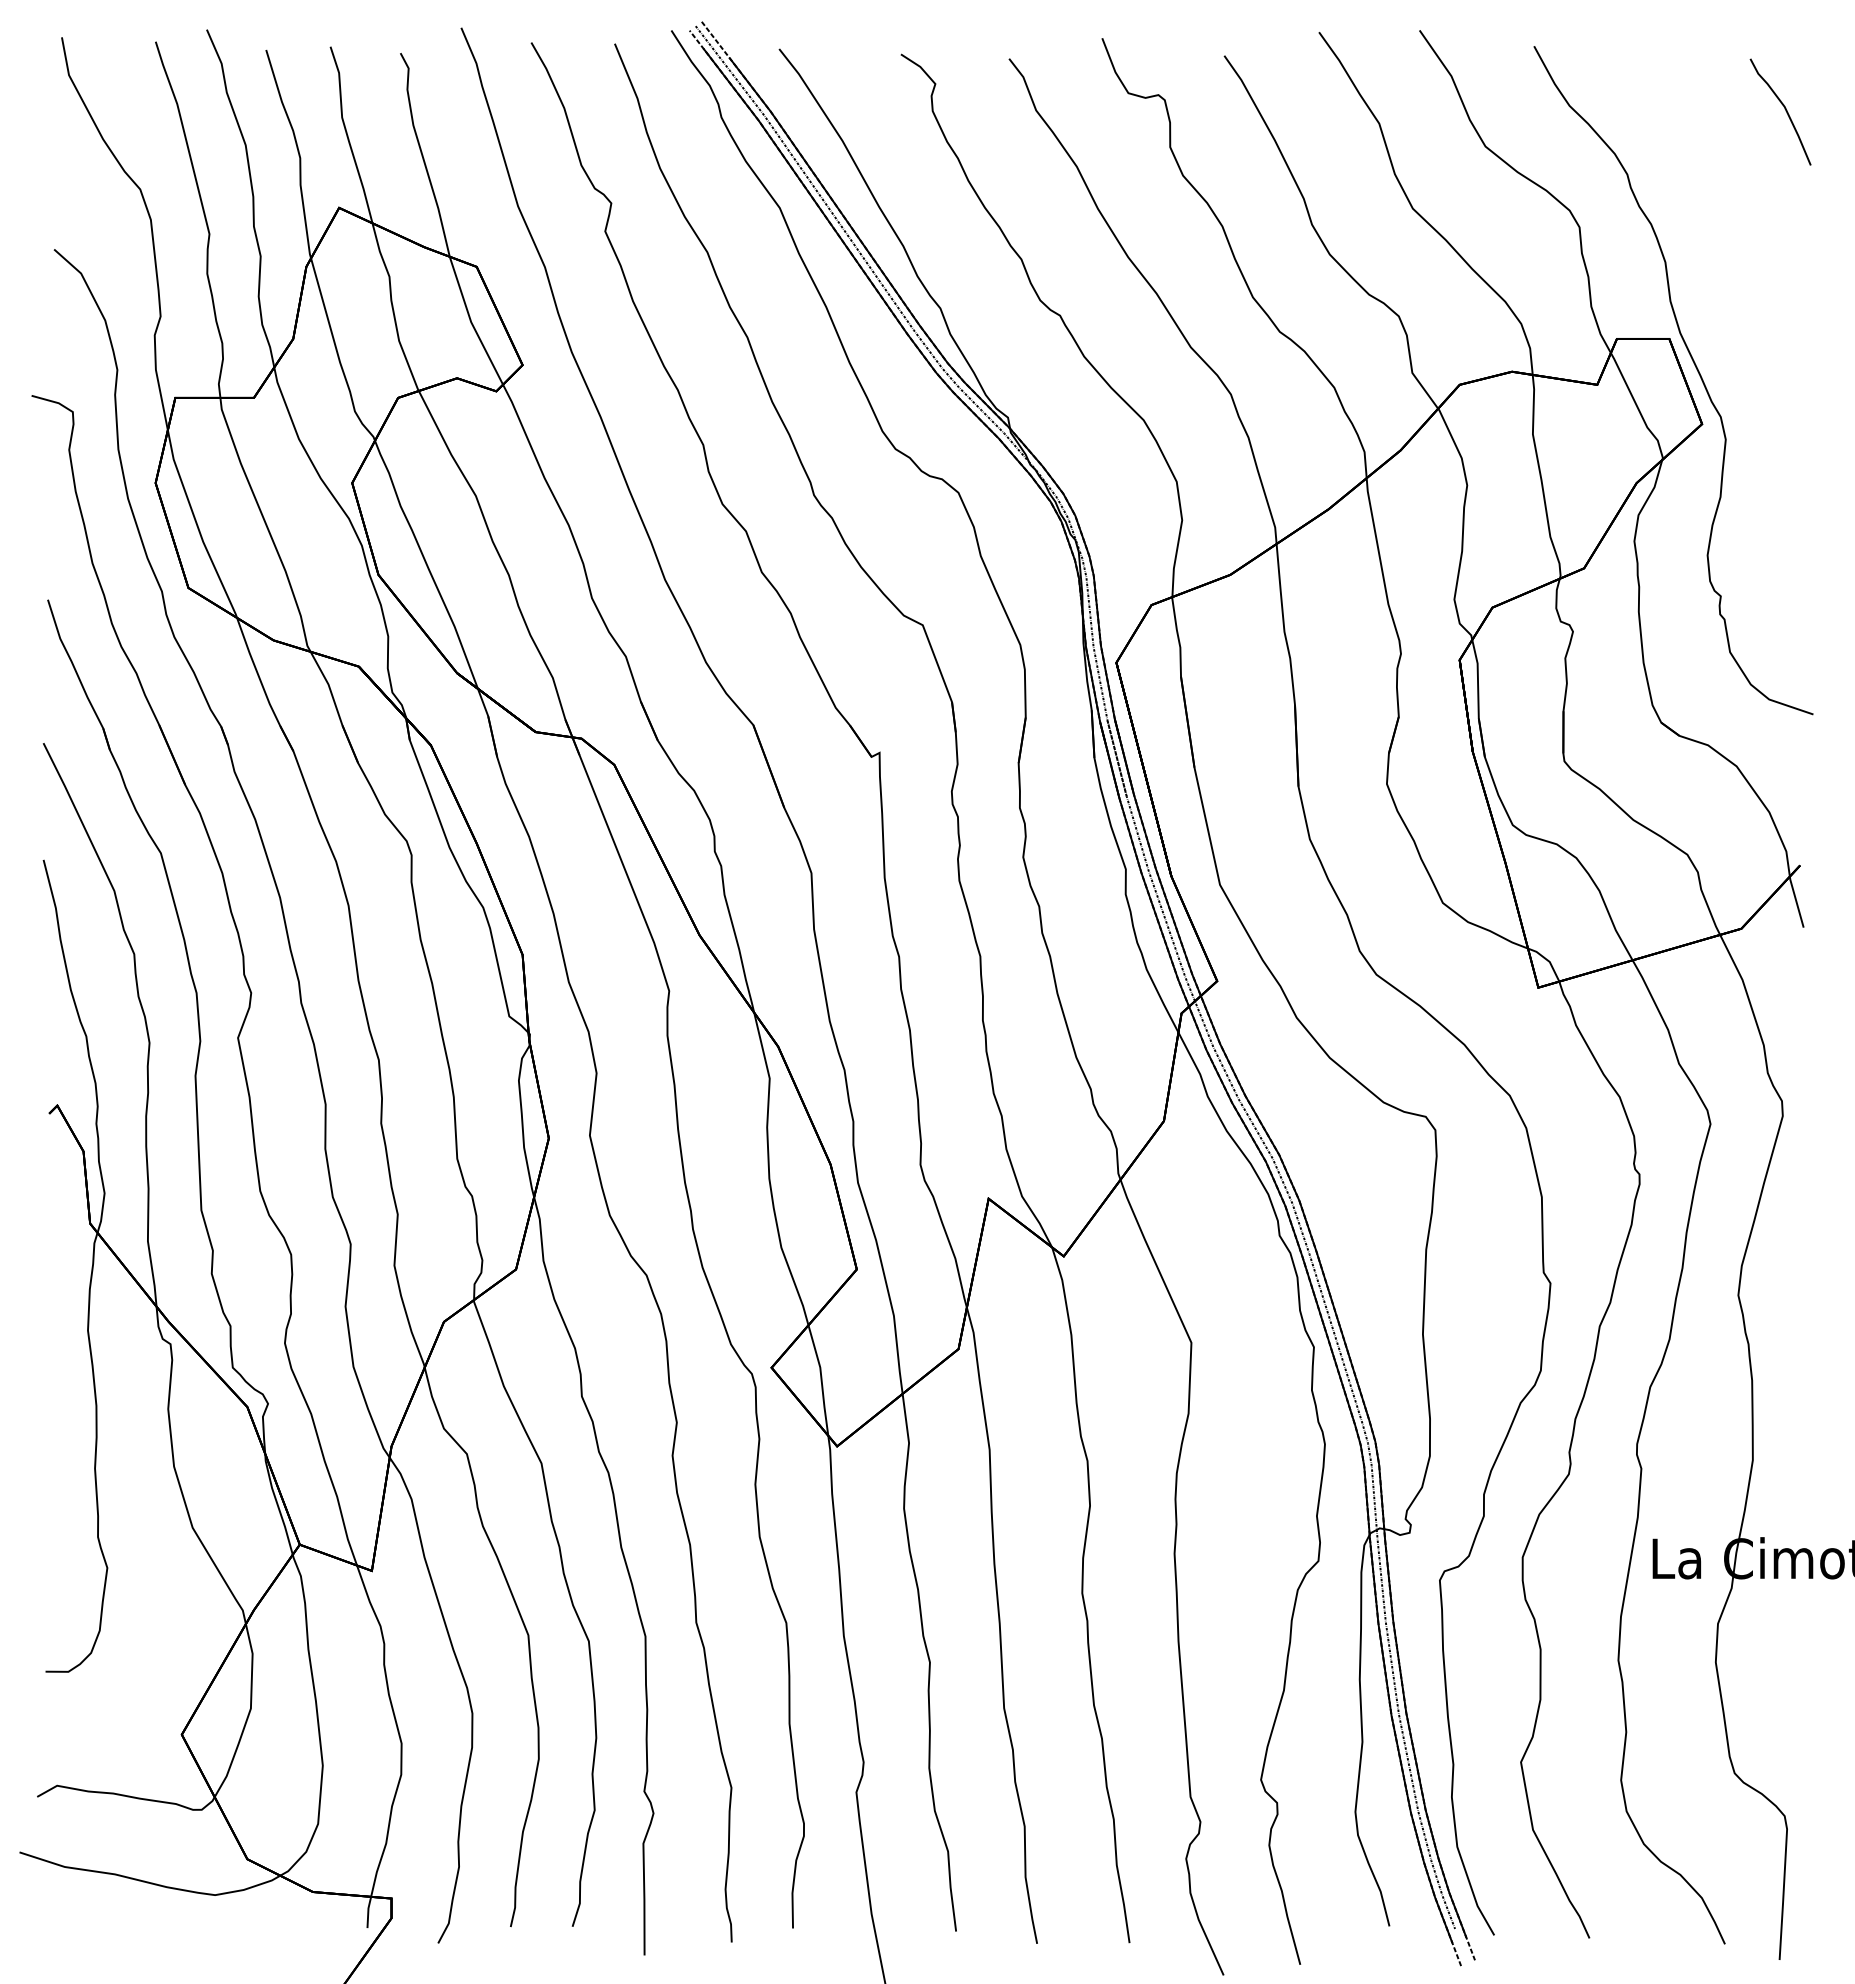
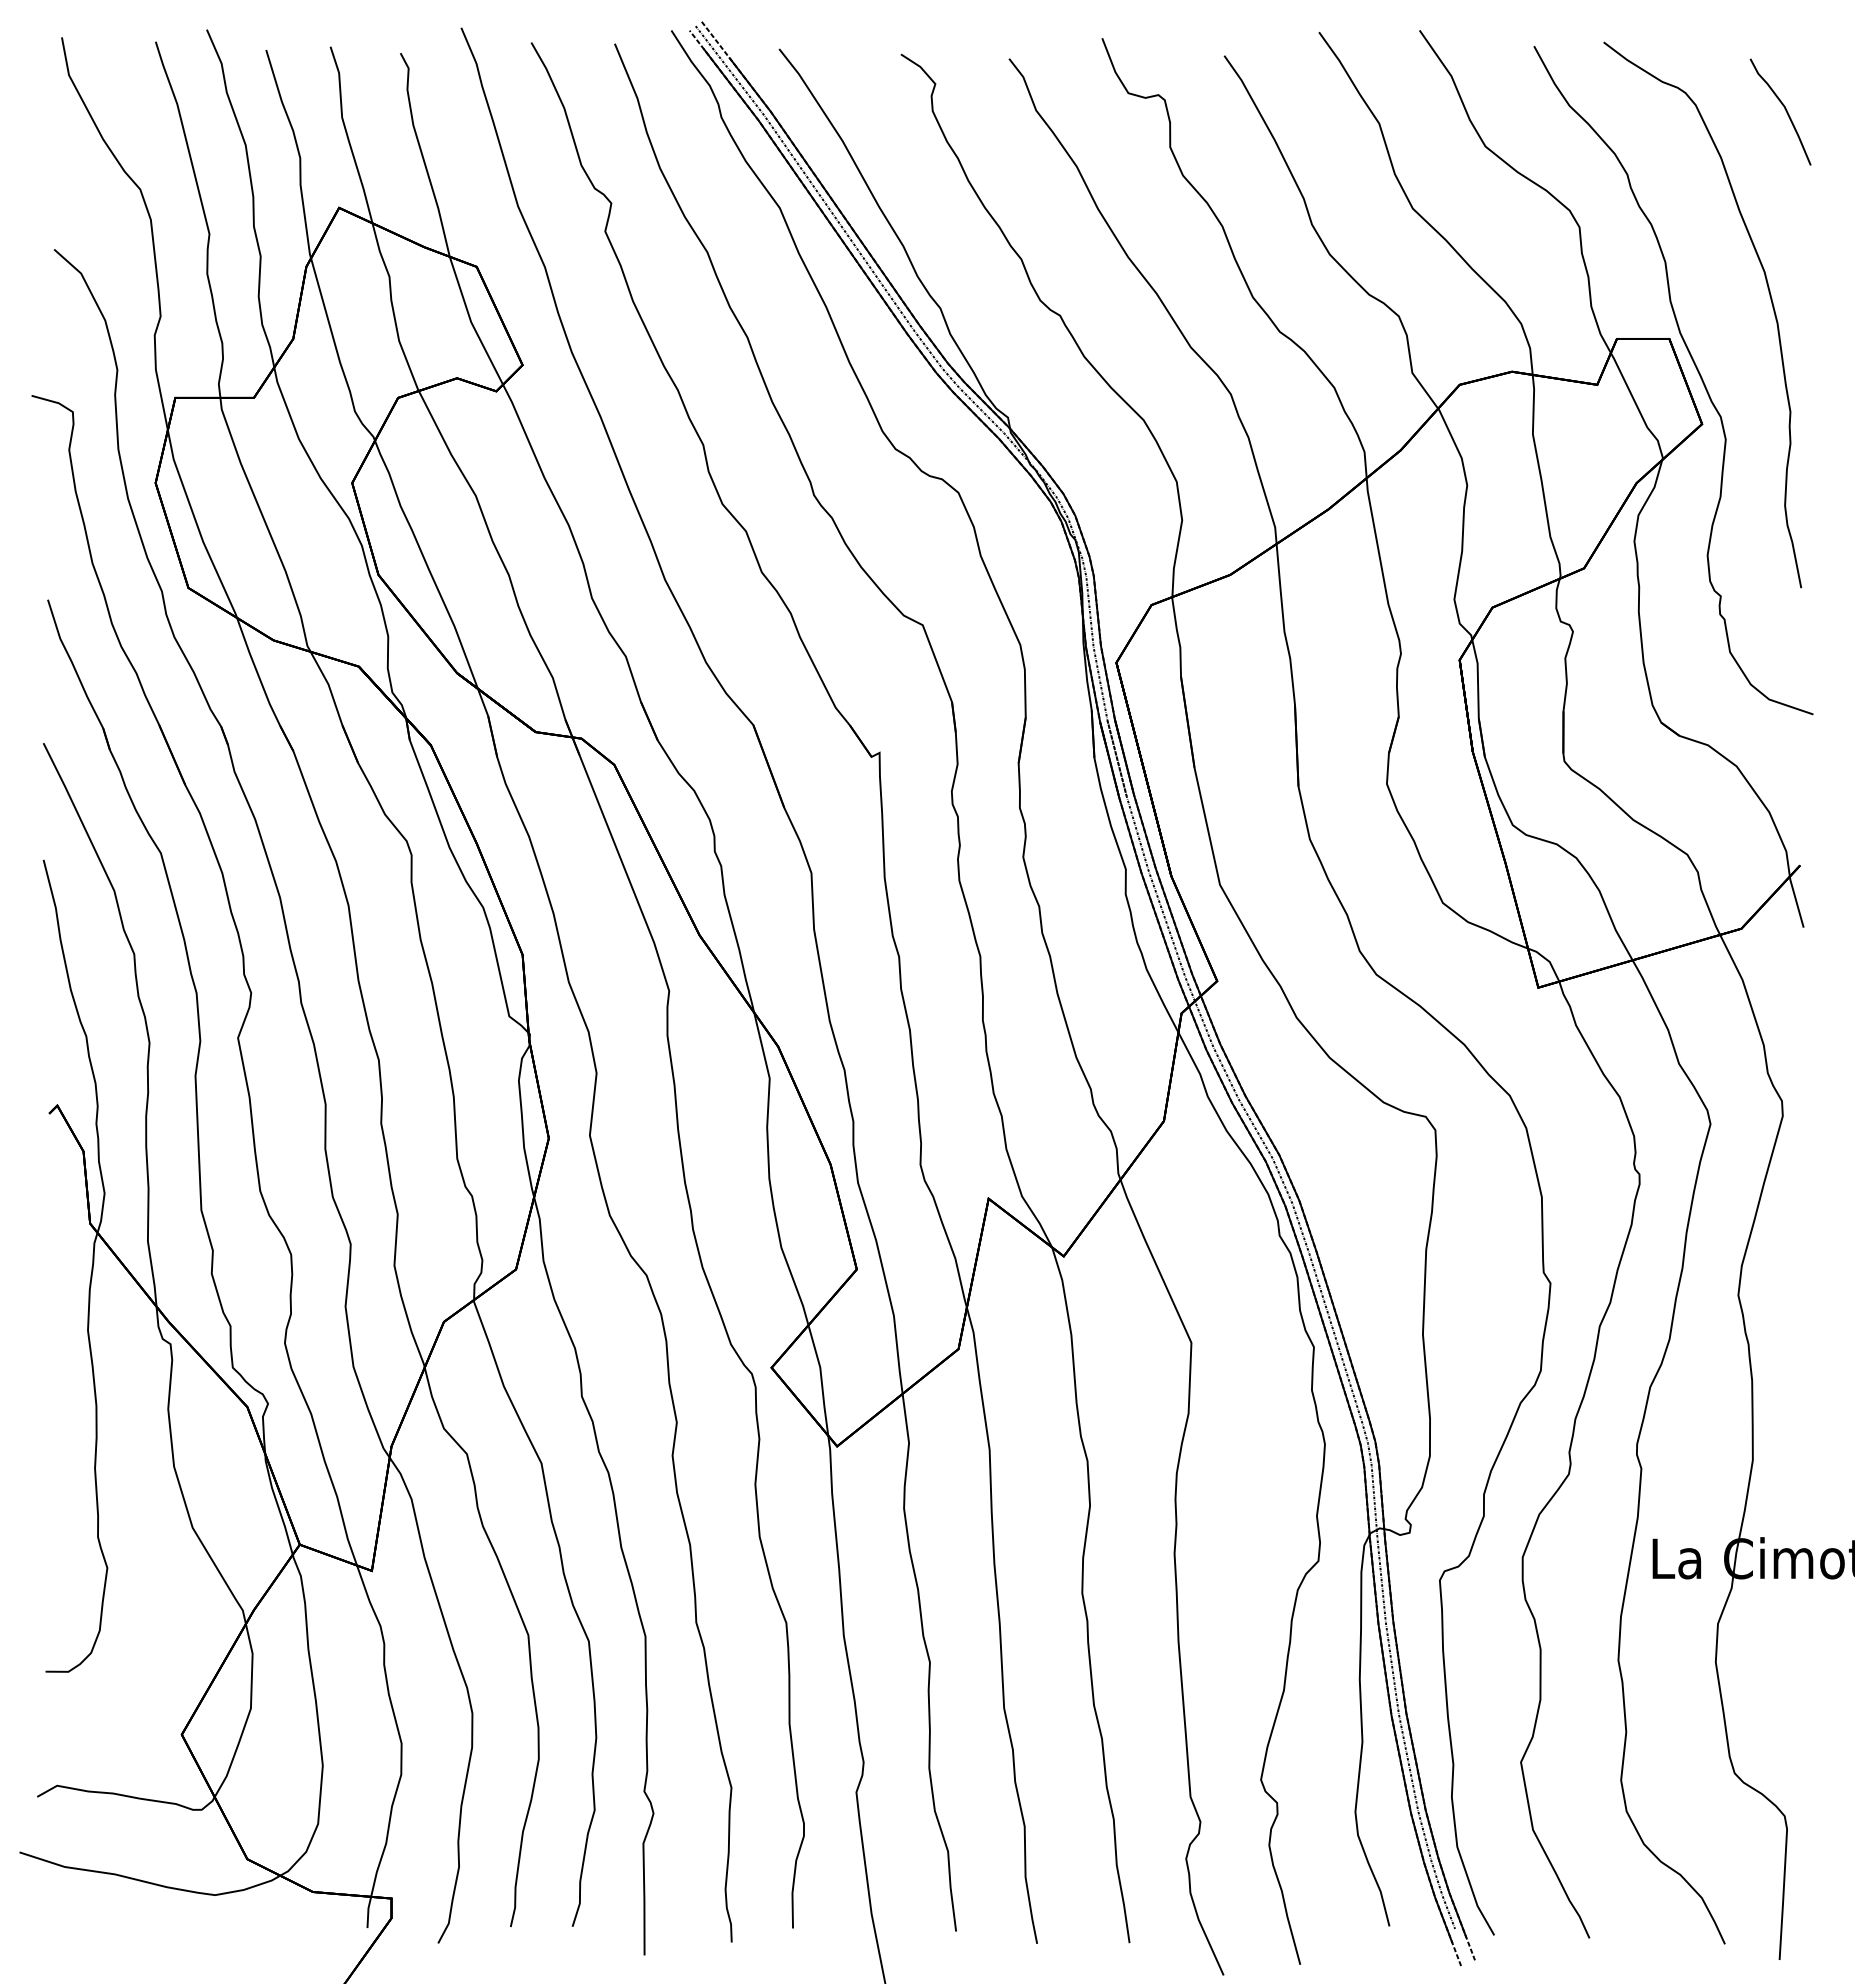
part: none -> present (1769, 296)
